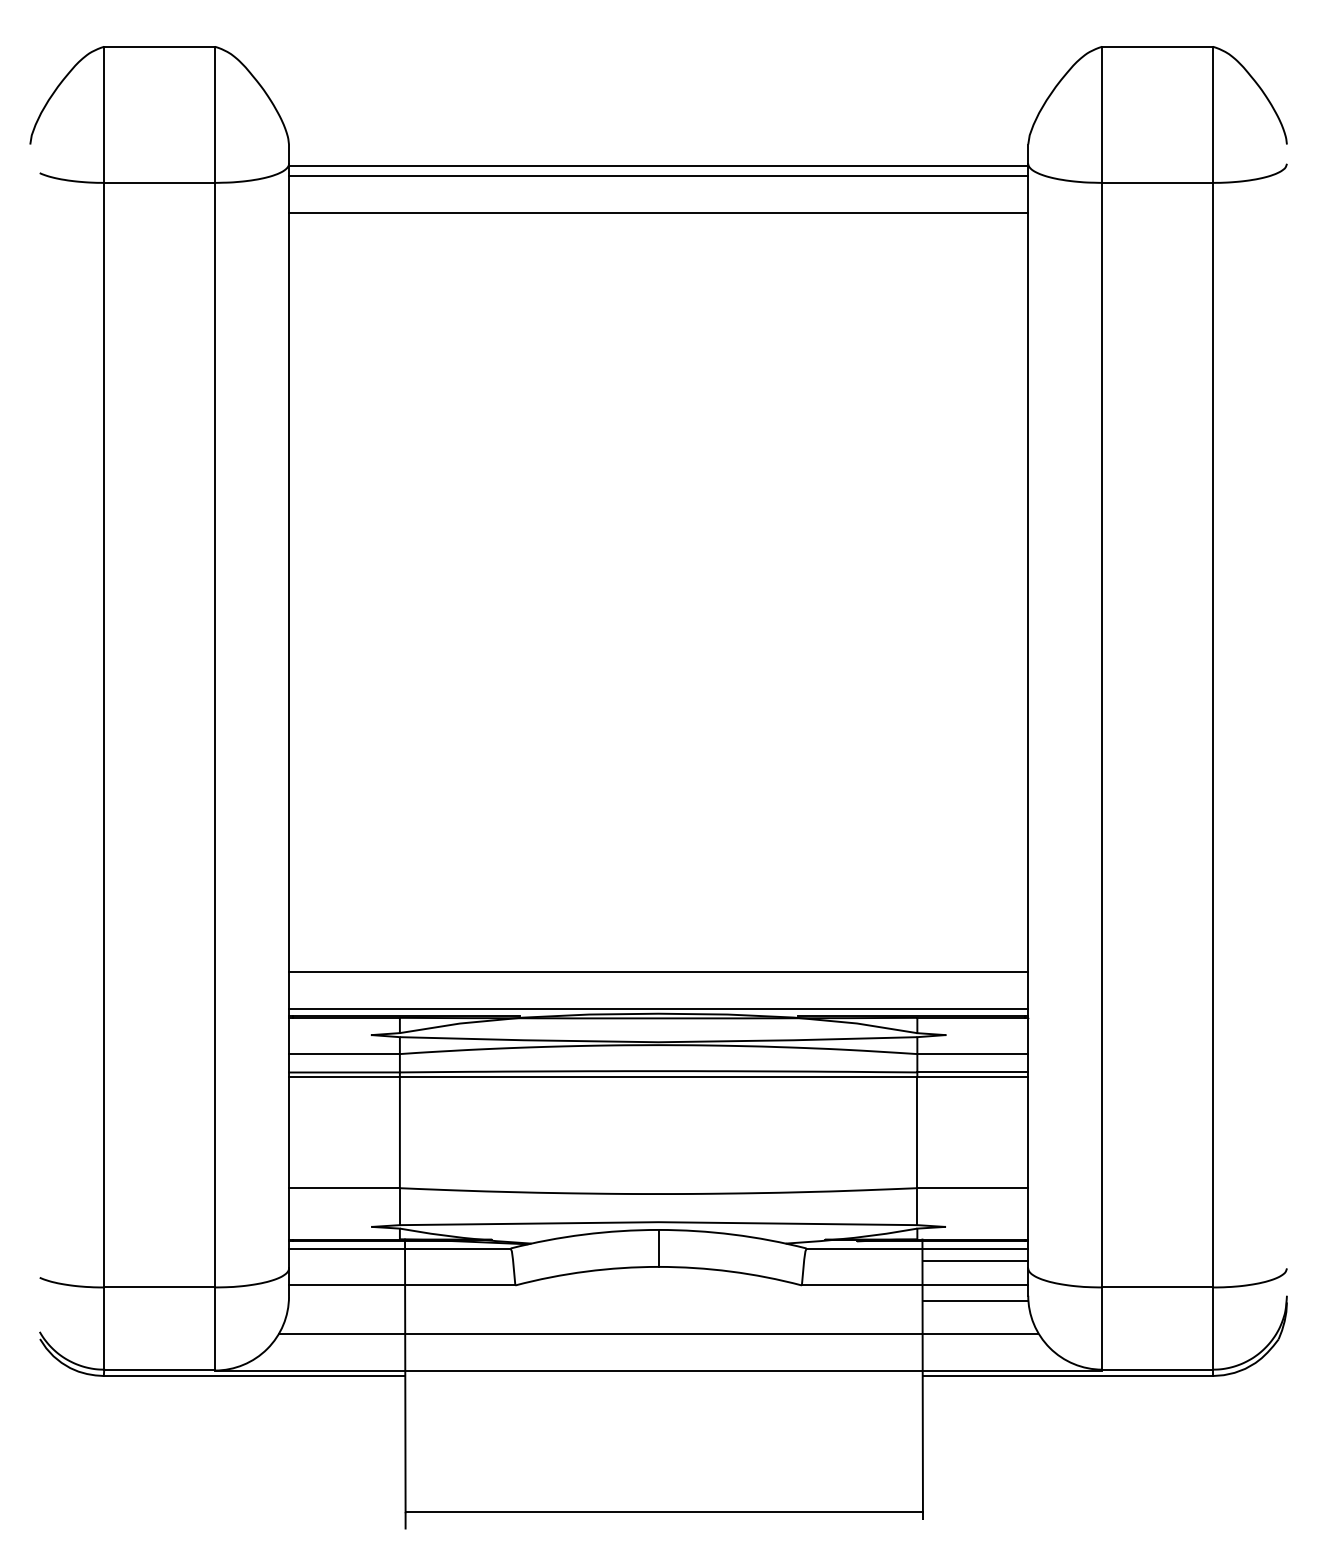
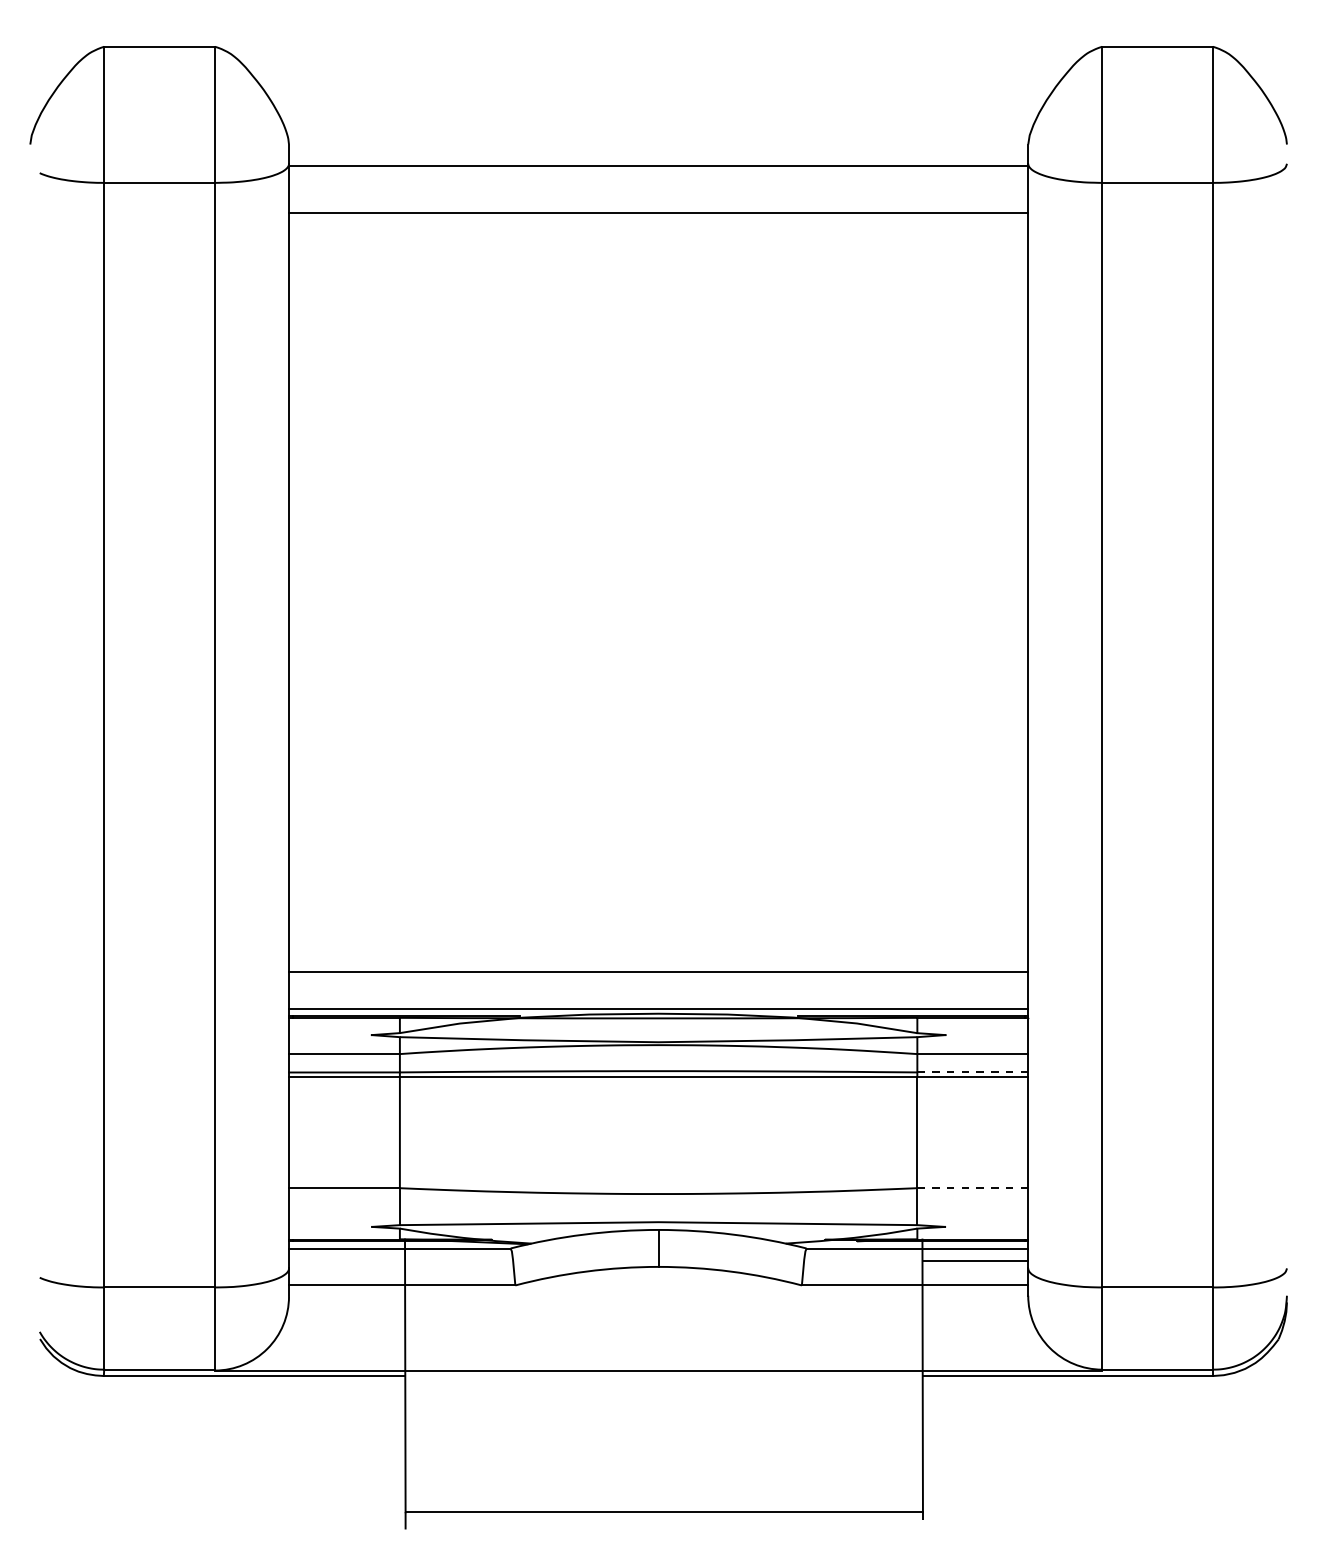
line: present -> none (658, 175)
line: solid -> dashed (973, 1072)
line: solid -> dashed (973, 1188)
line: present -> none (975, 1300)
line: present -> none (658, 1333)
